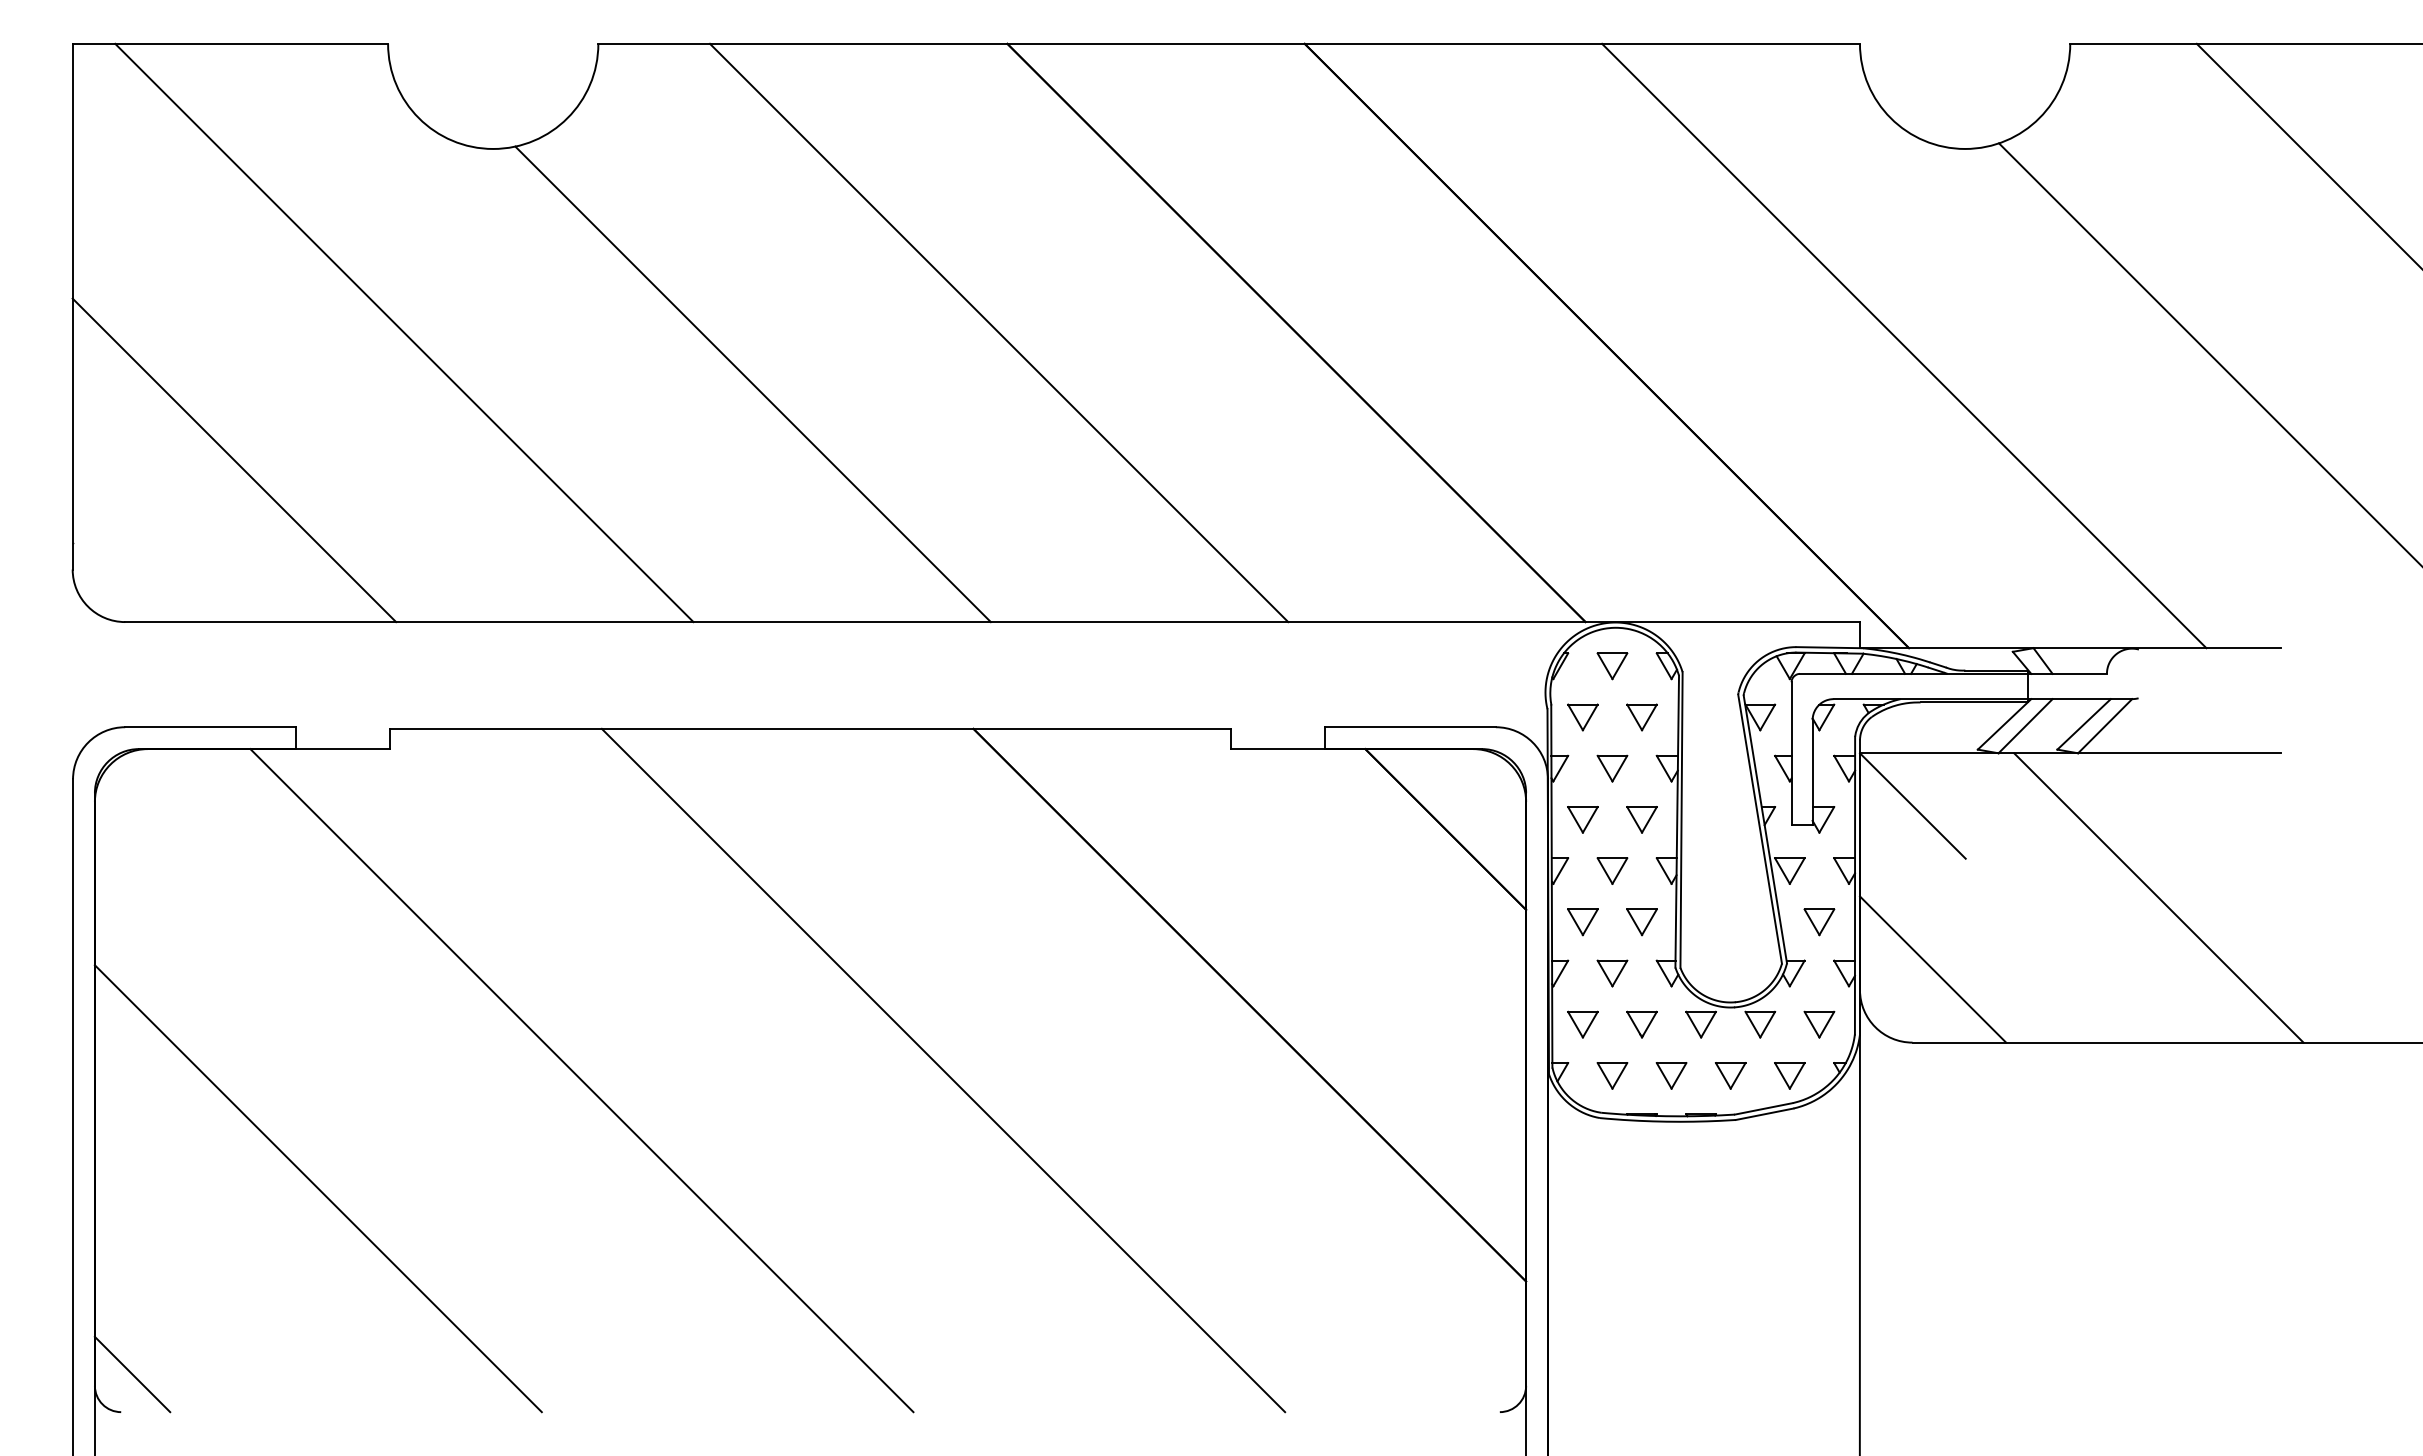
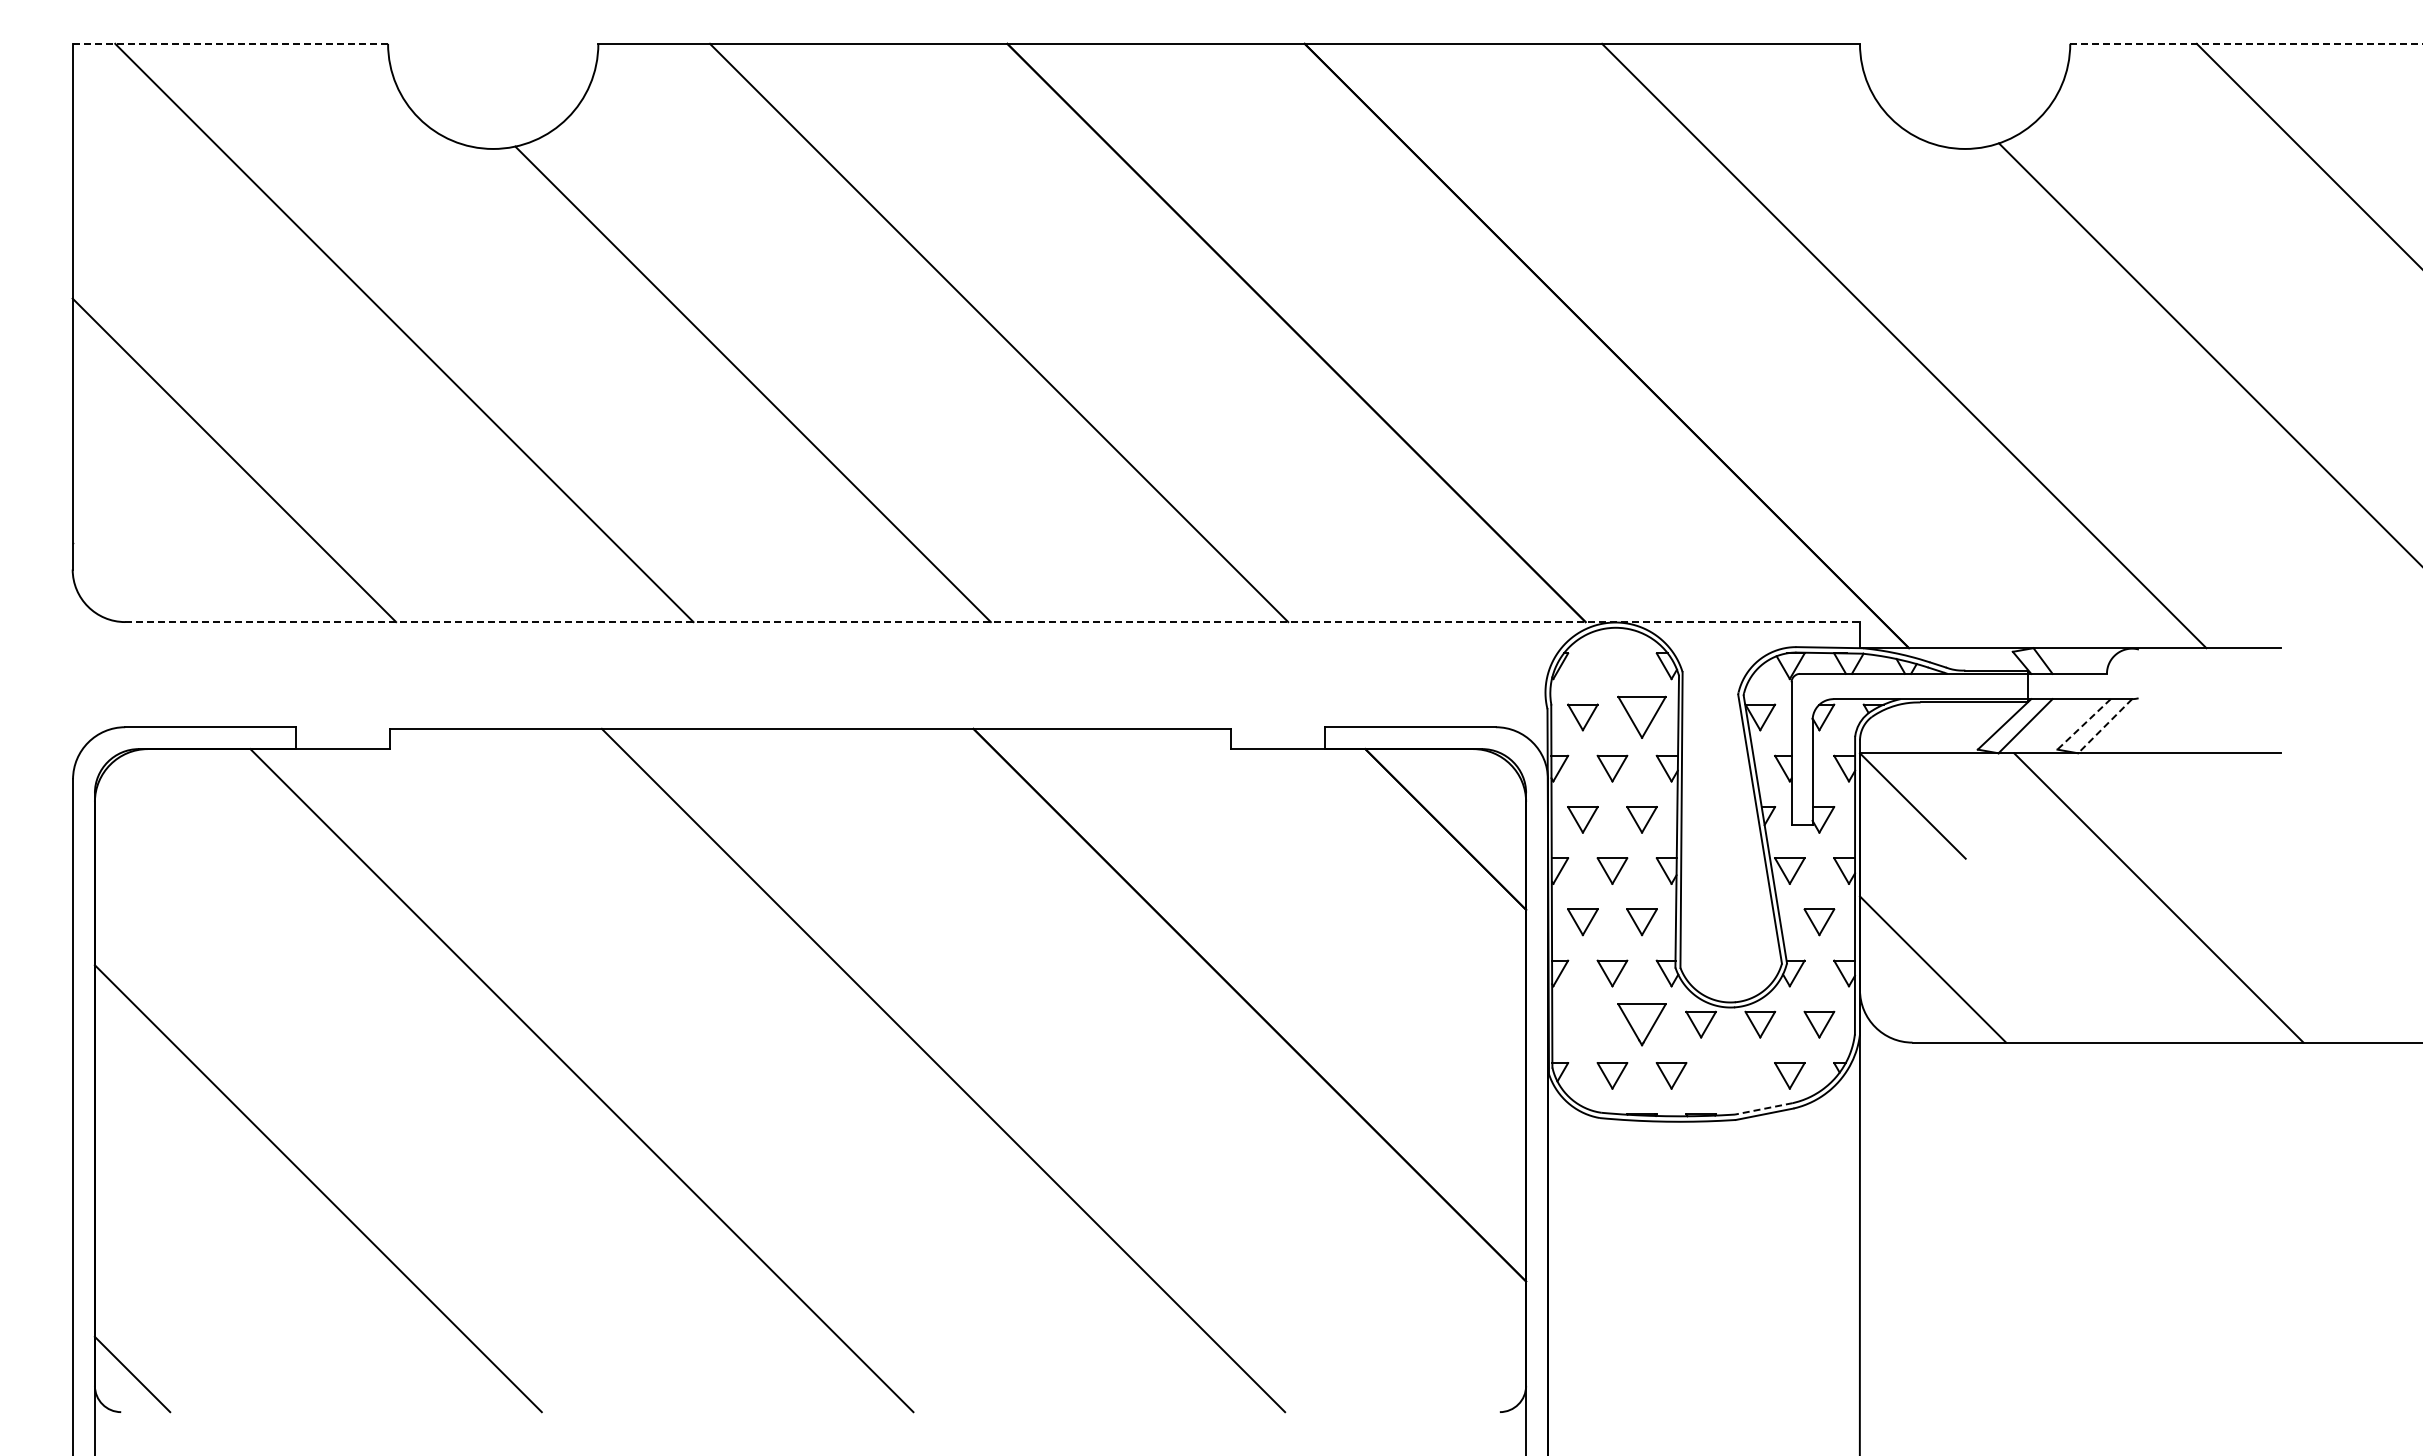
line: solid -> dashed (230, 43)
line: solid -> dashed (2246, 43)
line: solid -> dashed (993, 622)
part: present -> none (1612, 666)
part size: 32x29 px -> 50x44 px (1641, 716)
line: solid -> dashed (2084, 724)
line: solid -> dashed (2104, 726)
part: present -> none (1582, 1024)
part size: 32x29 px -> 50x44 px (1641, 1024)
part: present -> none (1730, 1075)
line: solid -> dashed (1763, 1108)
